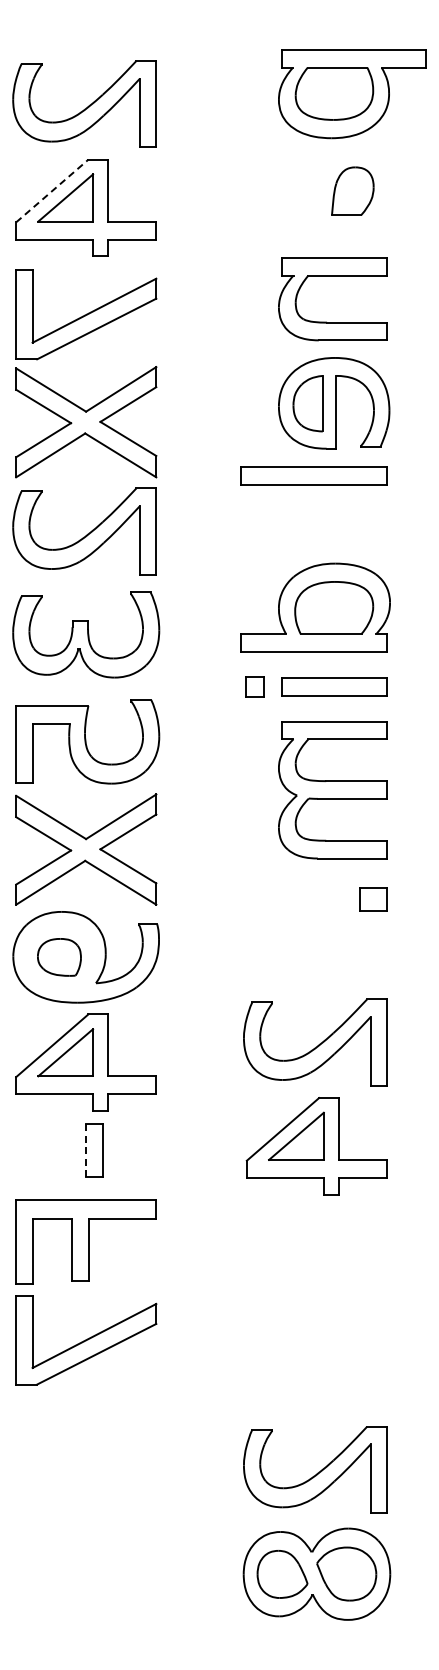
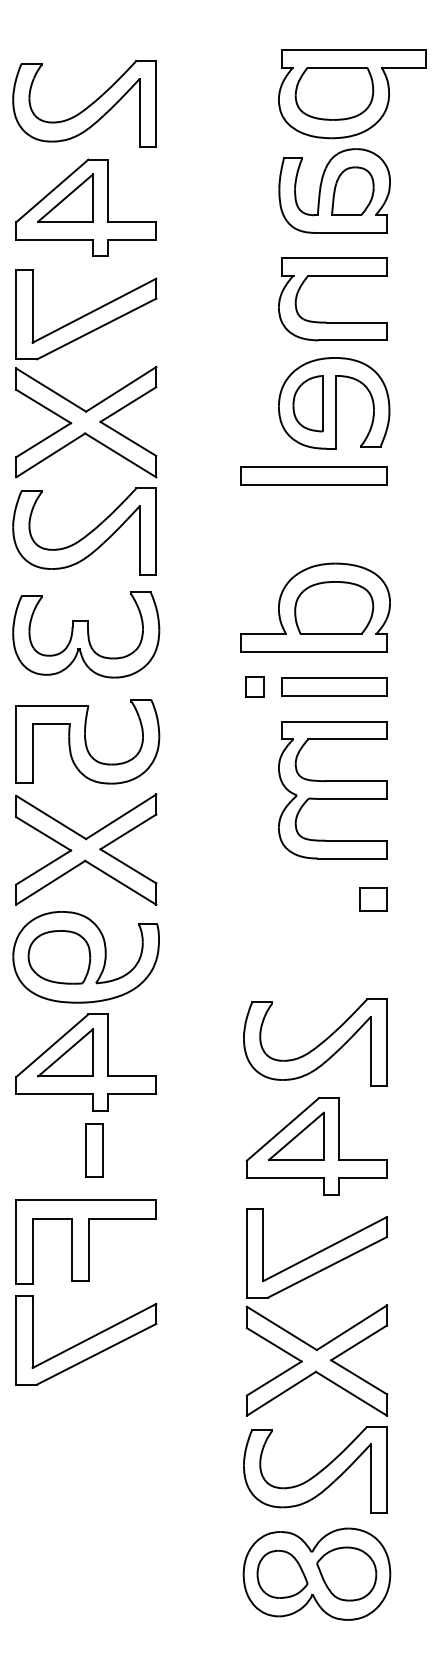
part: none -> present (334, 190)
line: dashed -> solid (52, 191)
part size: 45x39 px -> 65x55 px (59, 957)
line: dashed -> solid (86, 1150)
part: none -> present (300, 1338)
